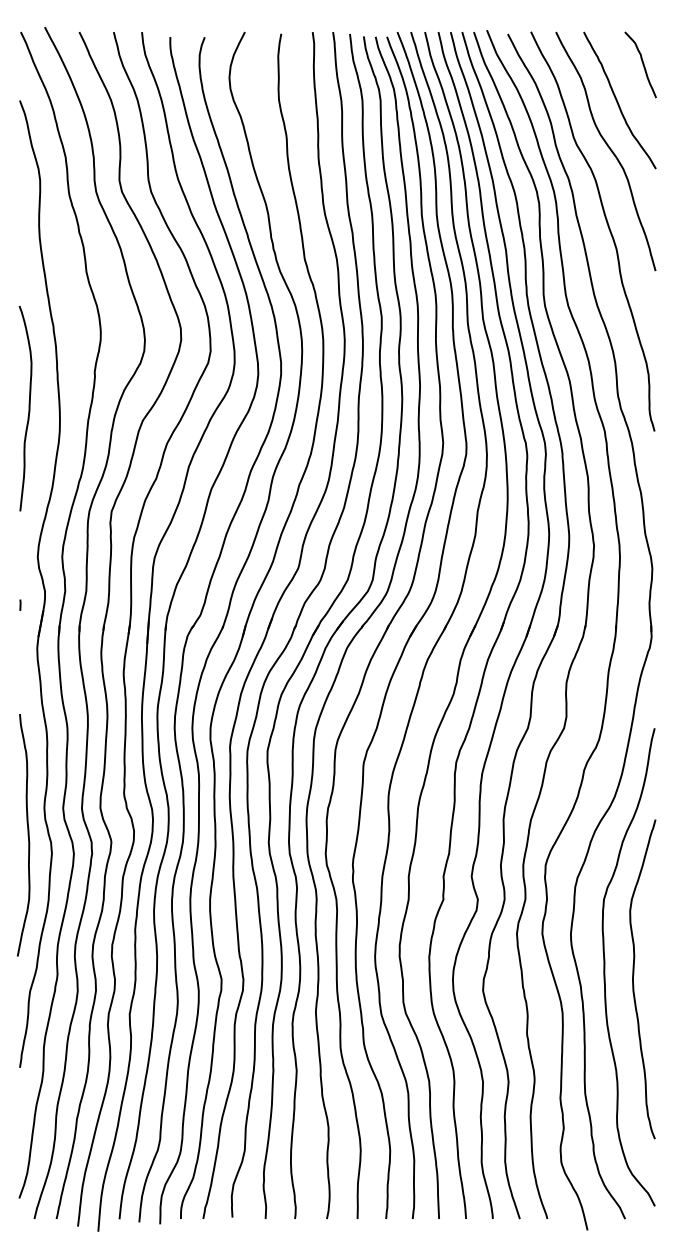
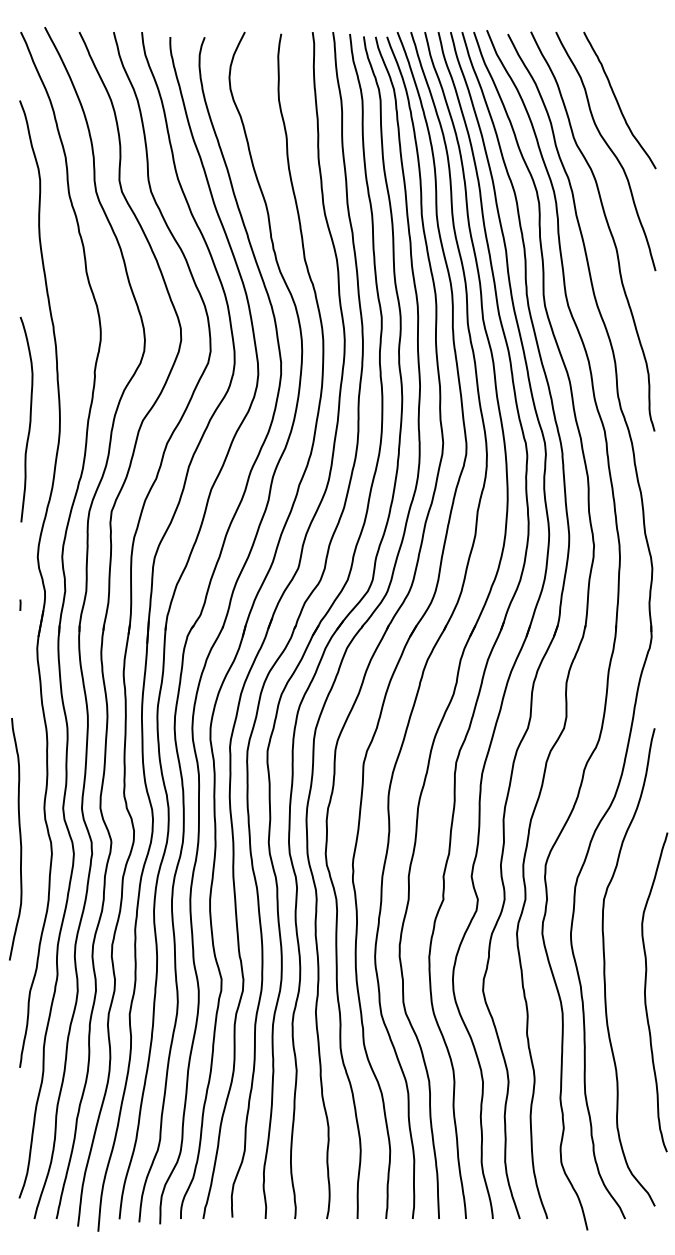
curve: present -> none (642, 64)
curve position: (28, 408) -> (29, 419) (29, 419)
curve position: (27, 835) -> (19, 839) (19, 839)
curve position: (634, 975) -> (646, 988) (646, 988)
